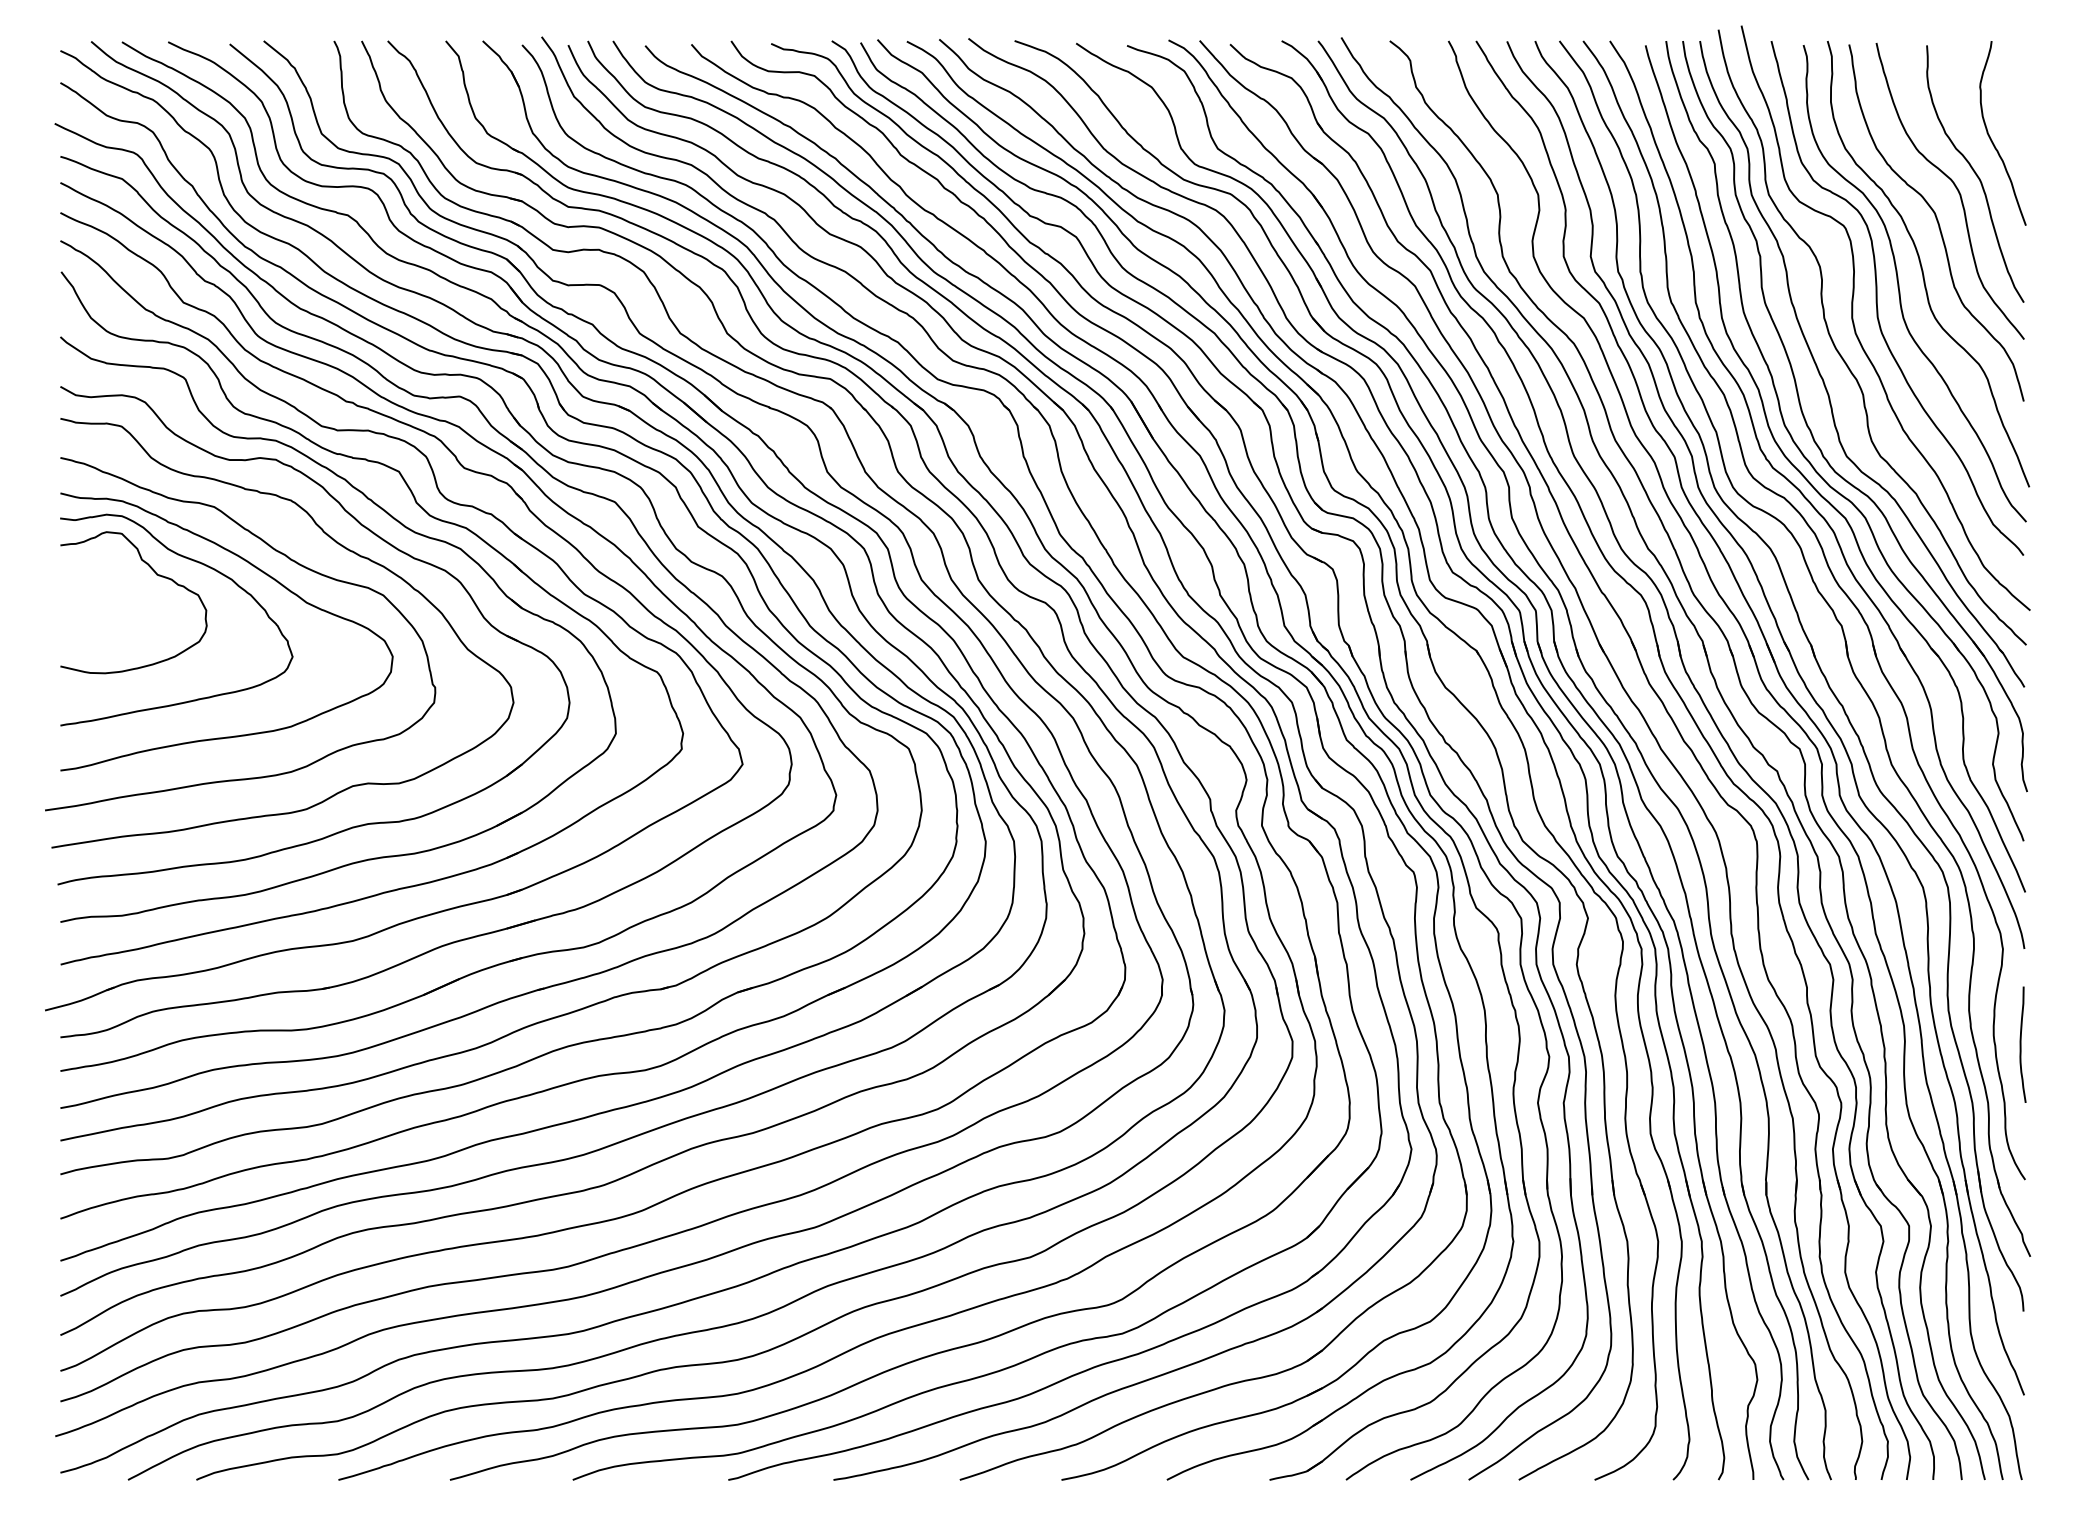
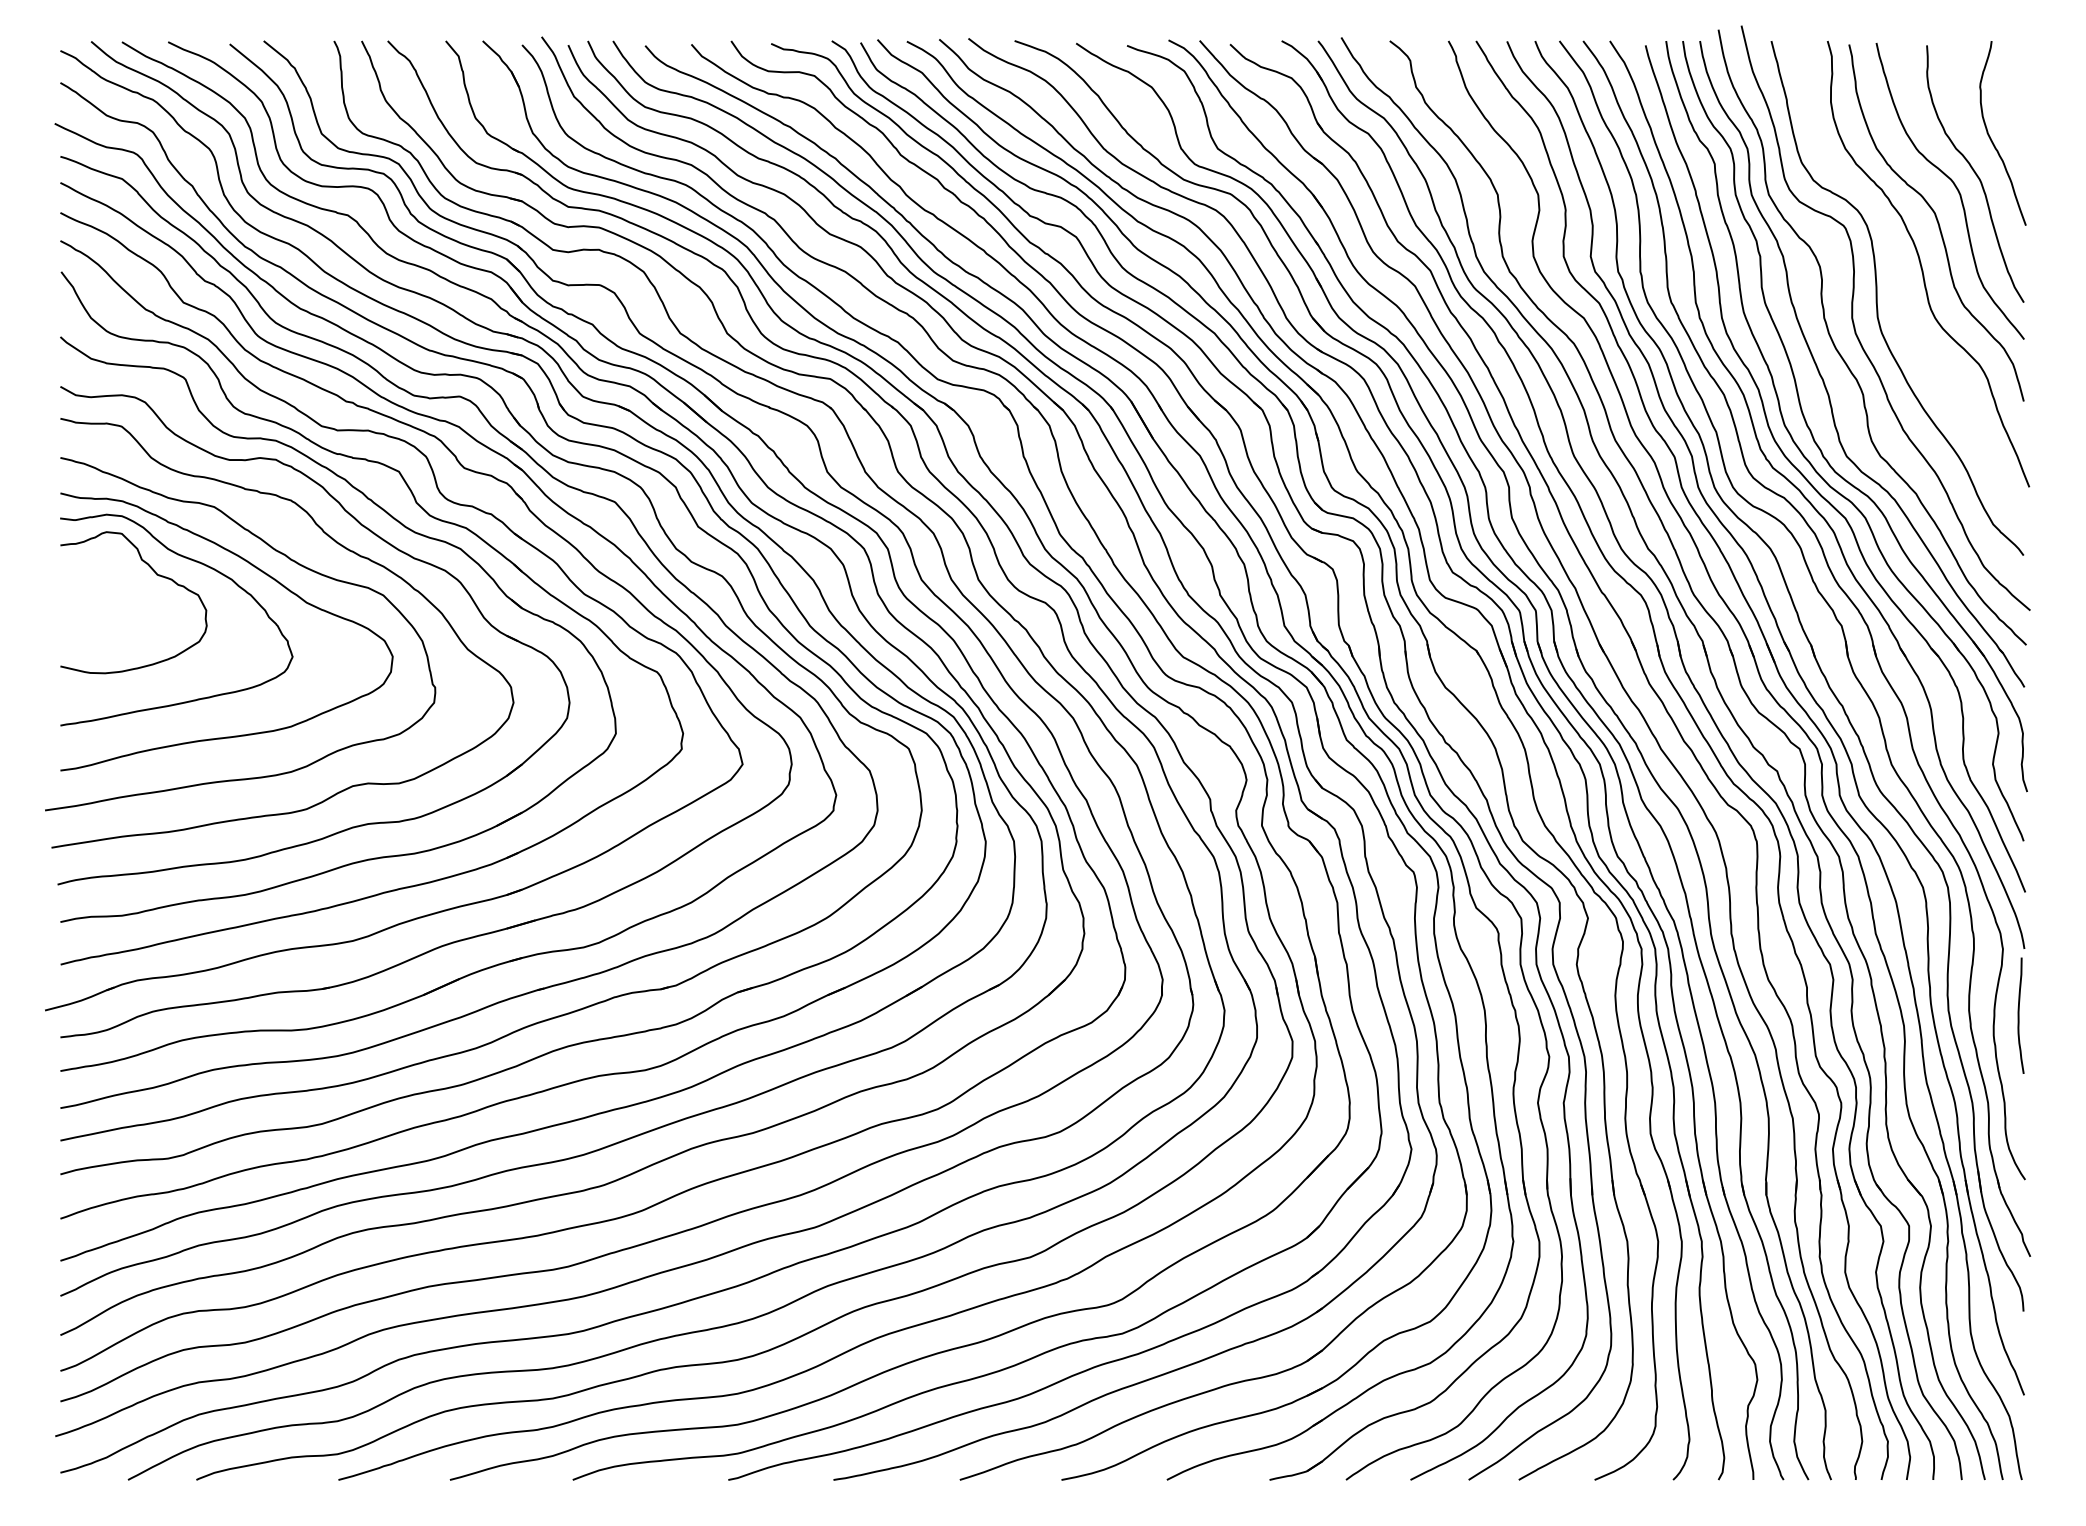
curve: present -> none (1899, 283)
curve position: (2021, 1044) -> (2019, 1015) (2019, 1015)
